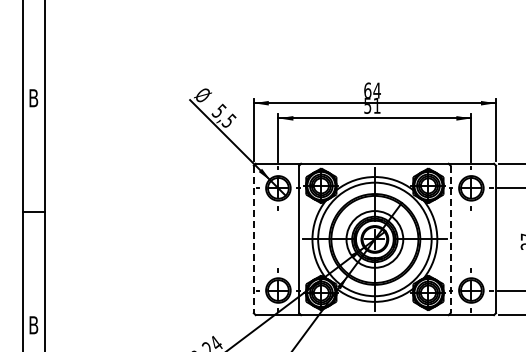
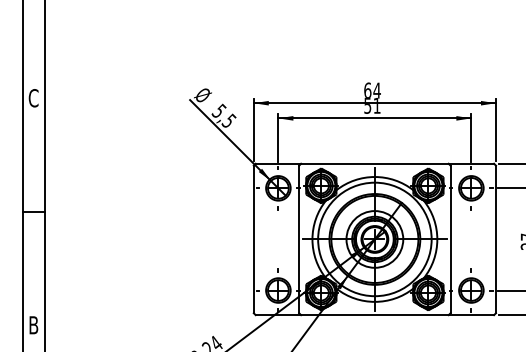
text: B -> C (33, 98)
line: dashed -> solid (253, 239)
line: dashed -> solid (450, 239)
